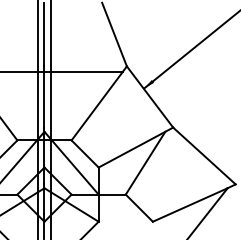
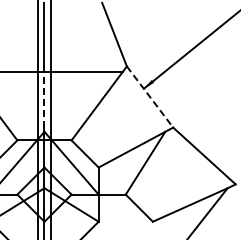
line: solid -> dashed (44, 97)
line: solid -> dashed (150, 97)
